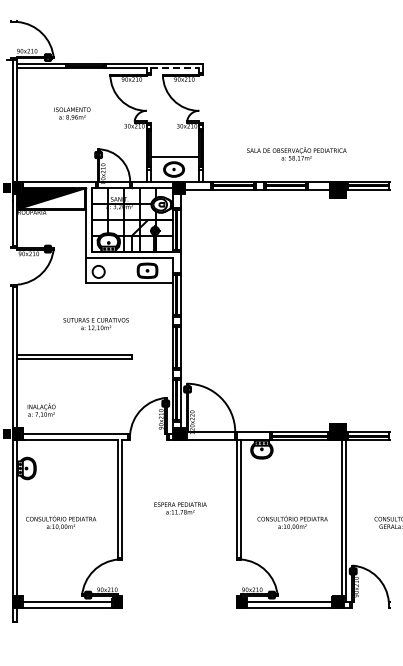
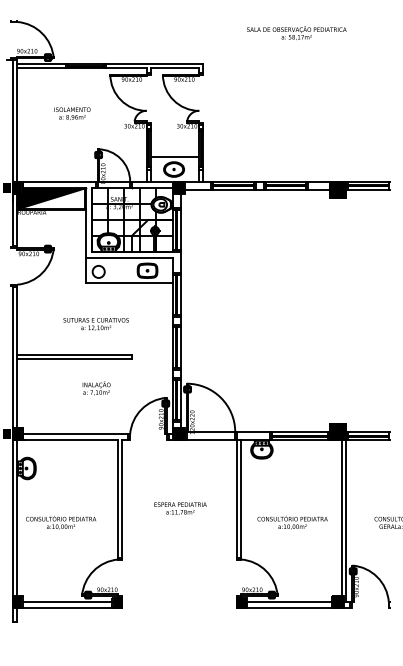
line: dashed -> solid (175, 68)
text position: (296, 153) -> (296, 32) (296, 32)
text position: (41, 410) -> (96, 388) (96, 388)
